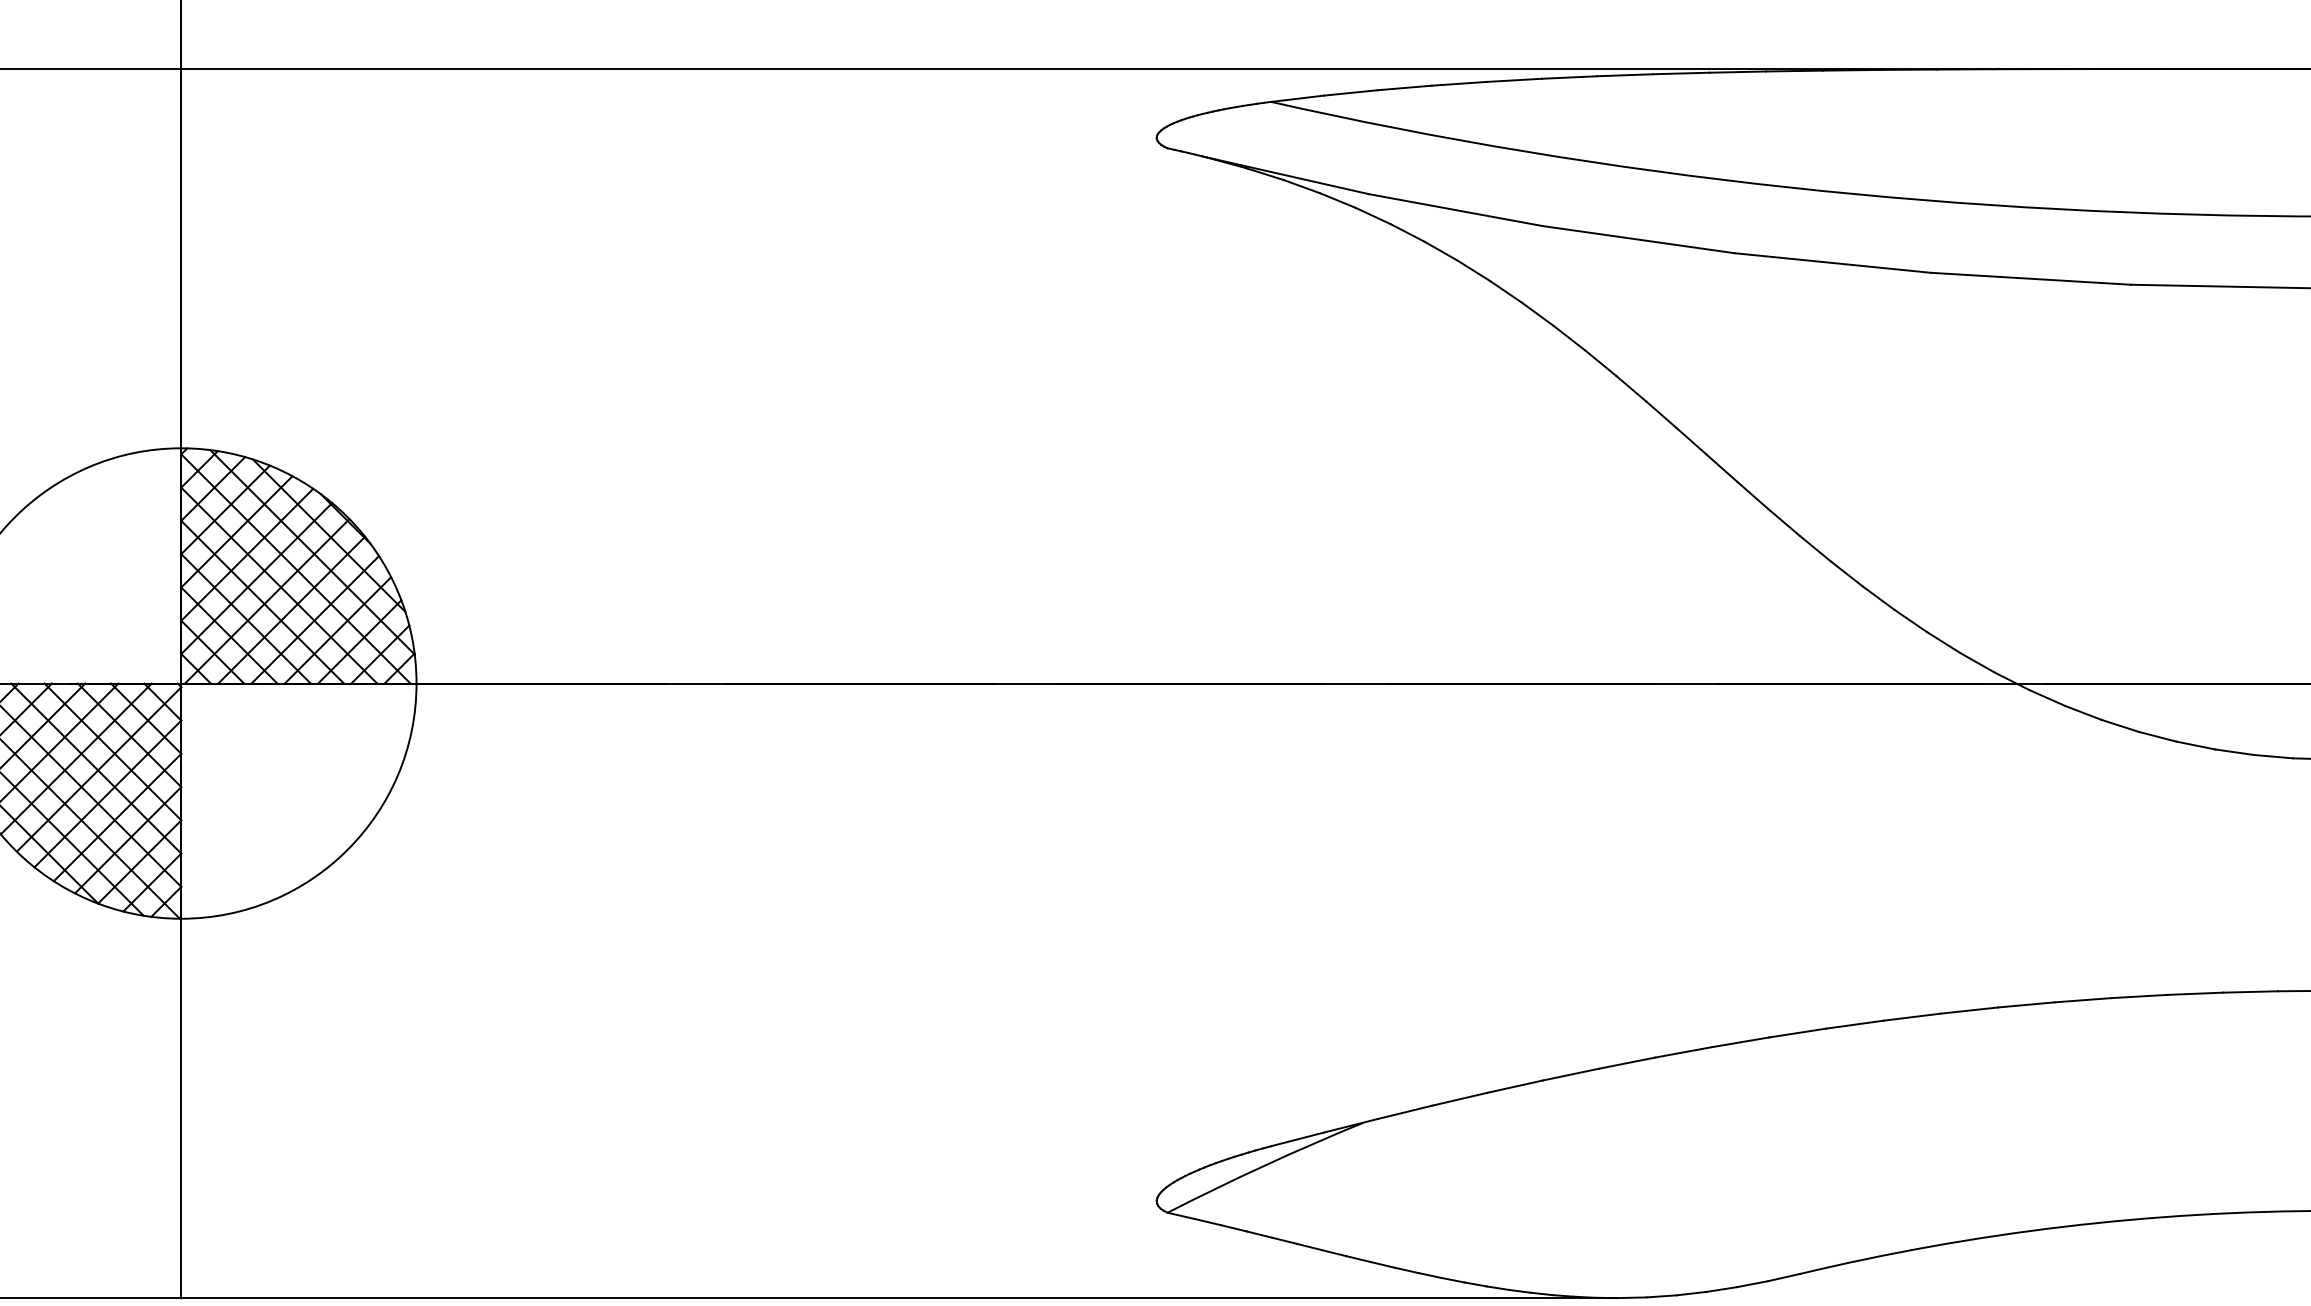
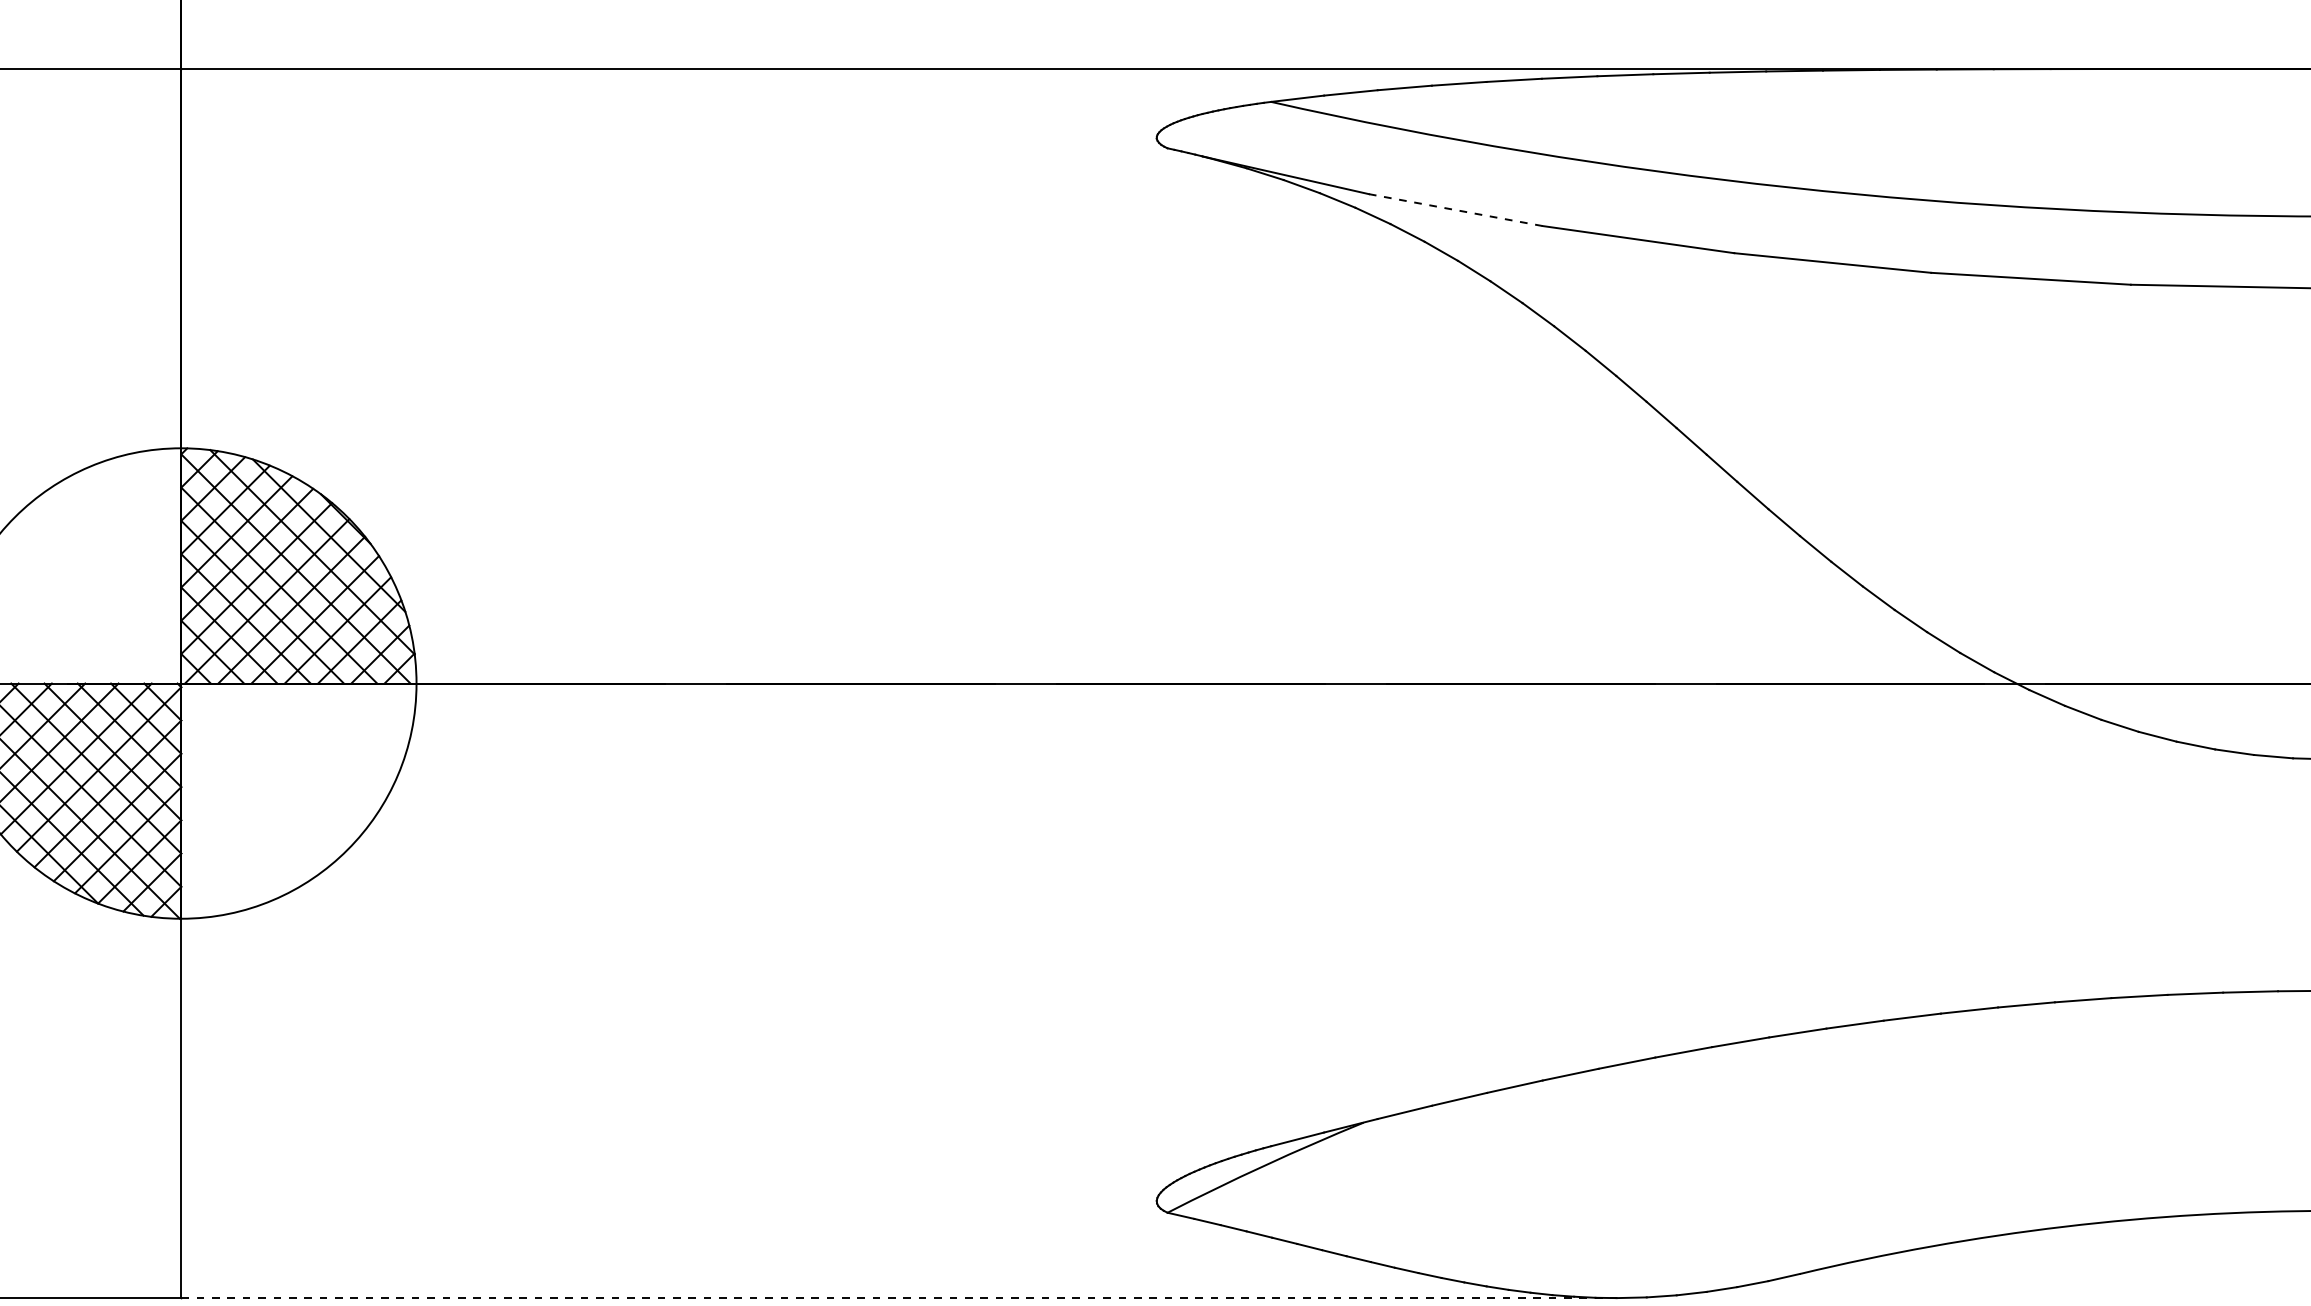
line: solid -> dashed (1455, 210)
line: solid -> dashed (898, 1298)
